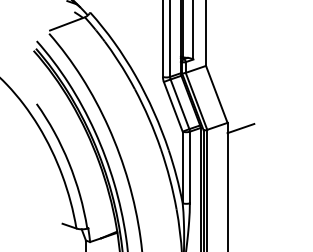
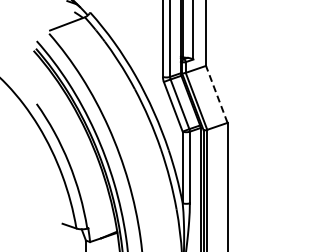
line: solid -> dashed (216, 93)
line: present -> none (240, 128)
